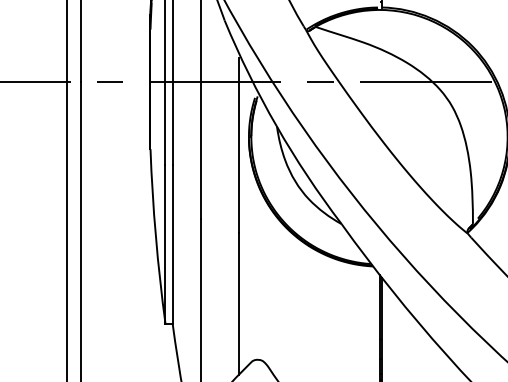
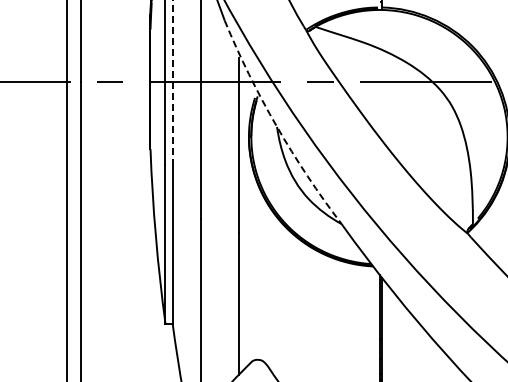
line: solid -> dashed (172, 82)
arc: solid -> dashed (276, 126)
